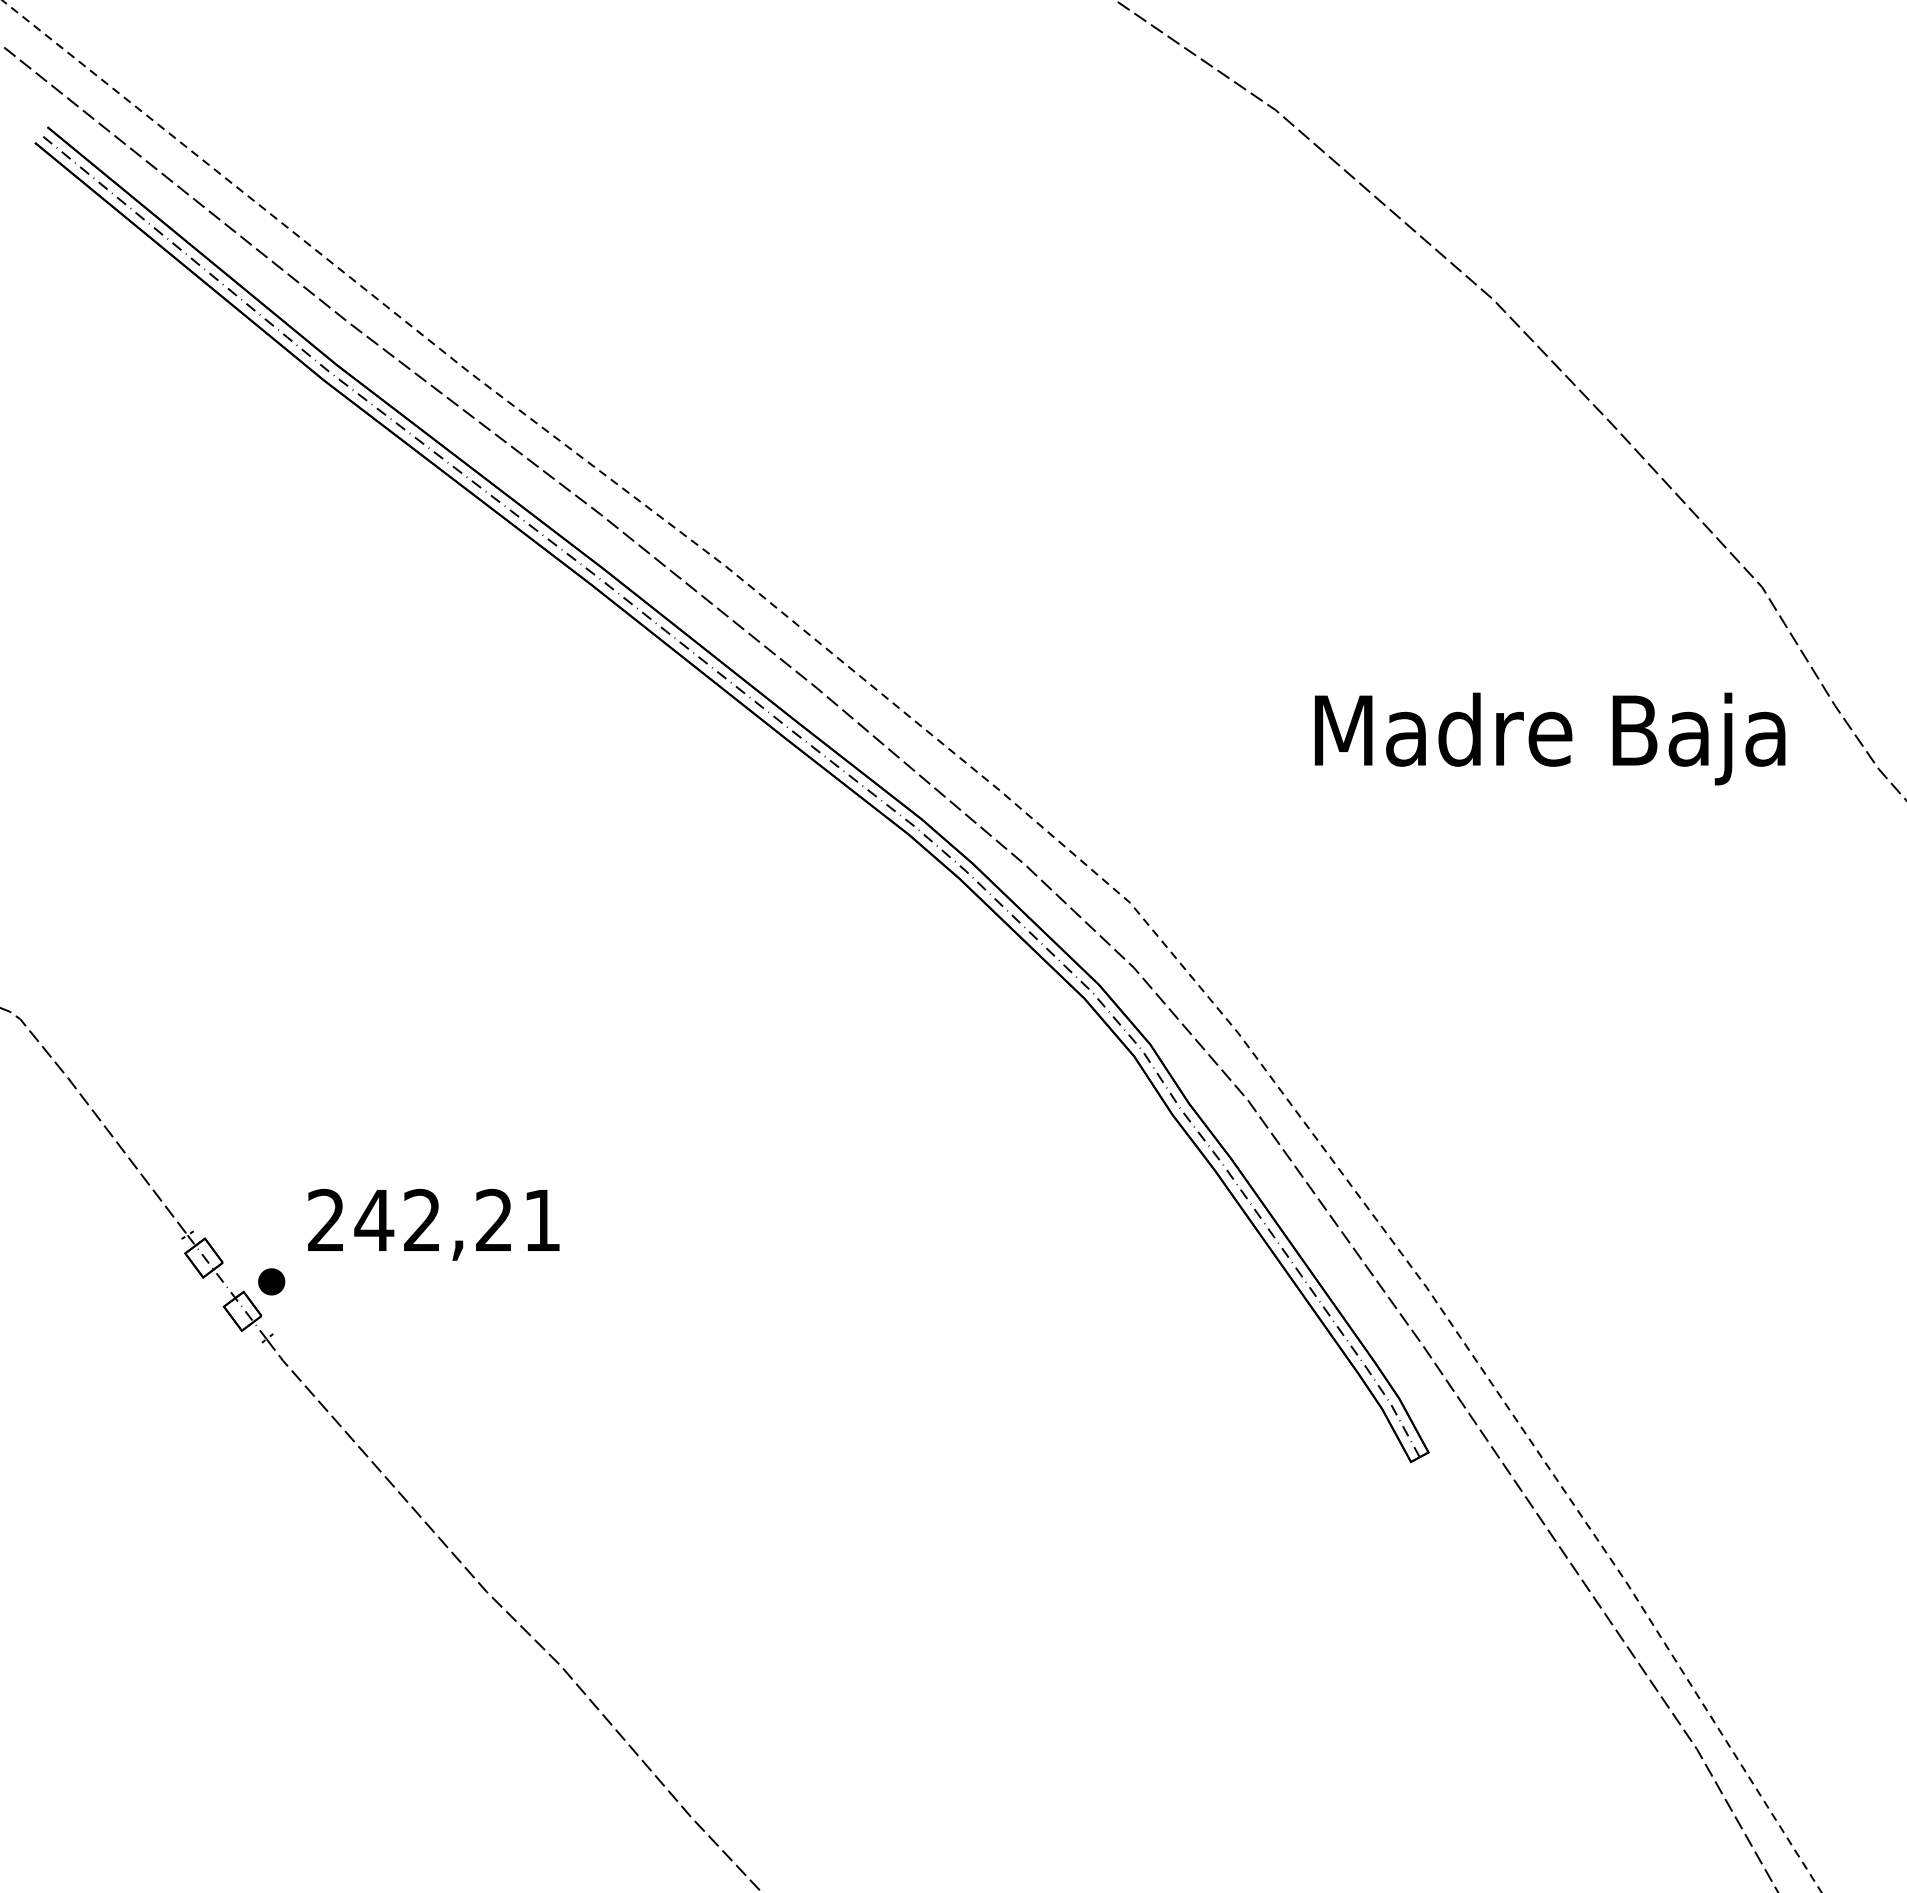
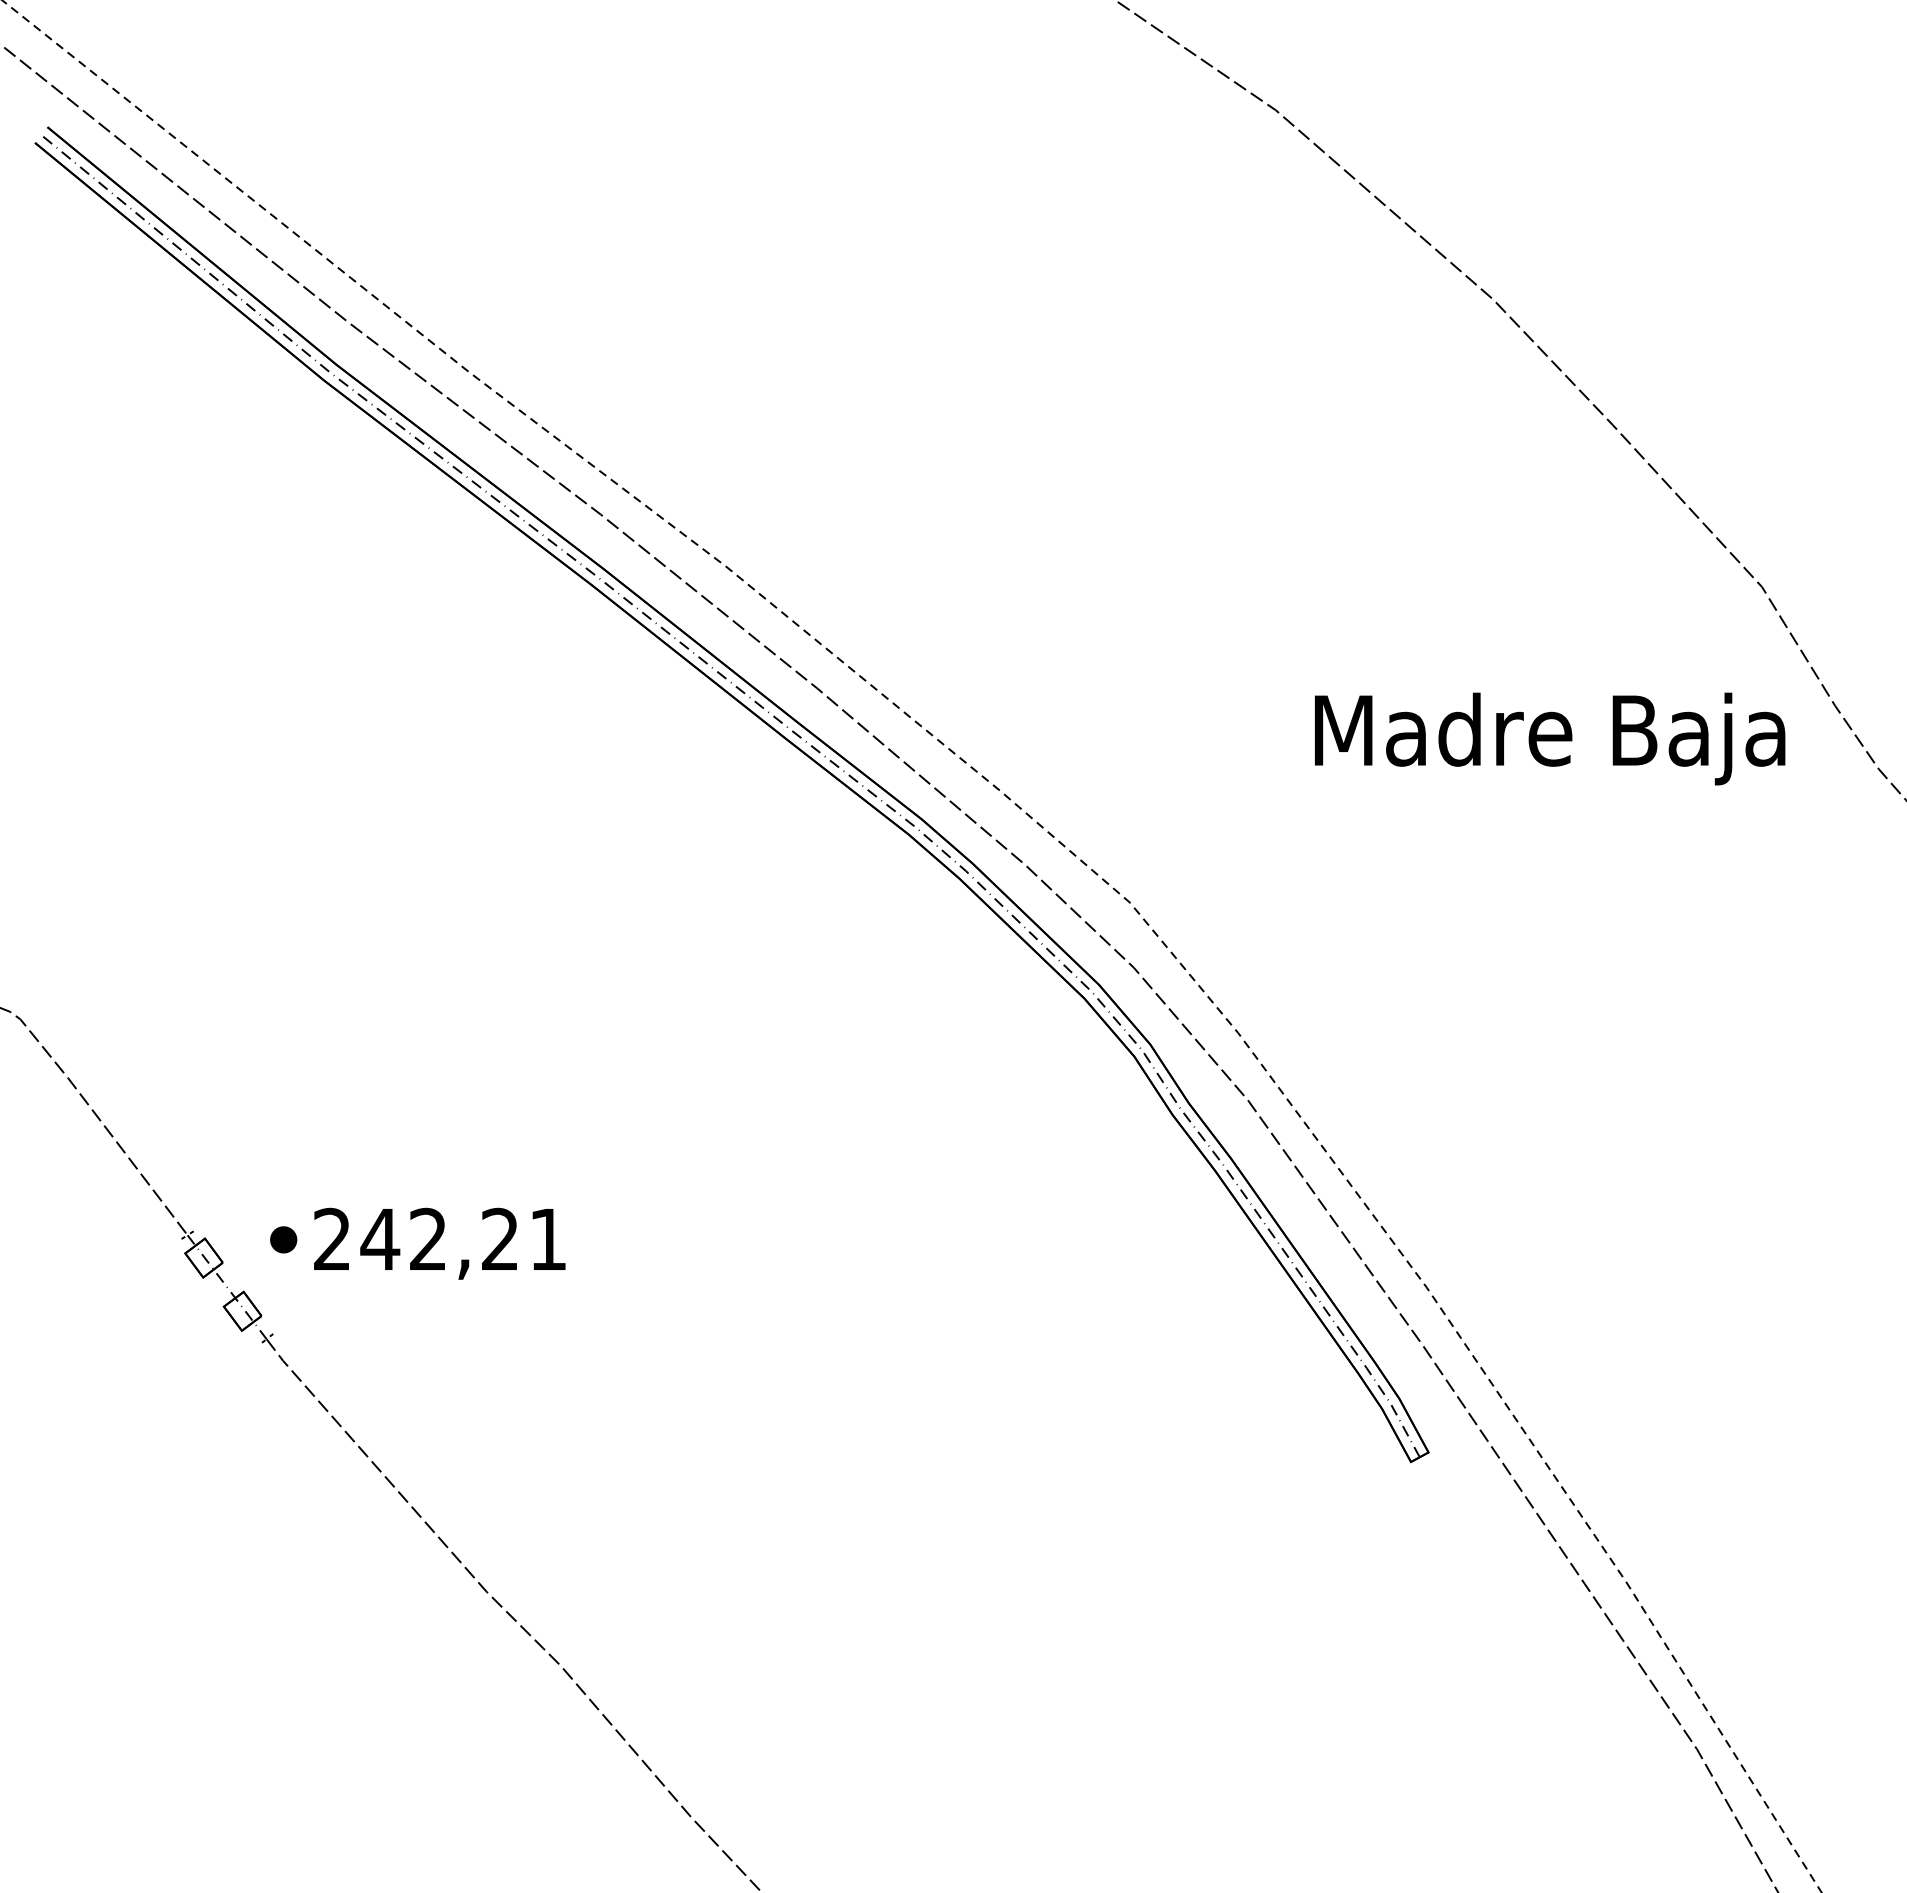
text position: (433, 1224) -> (439, 1243) (439, 1243)
part position: (271, 1281) -> (283, 1239) (283, 1239)
